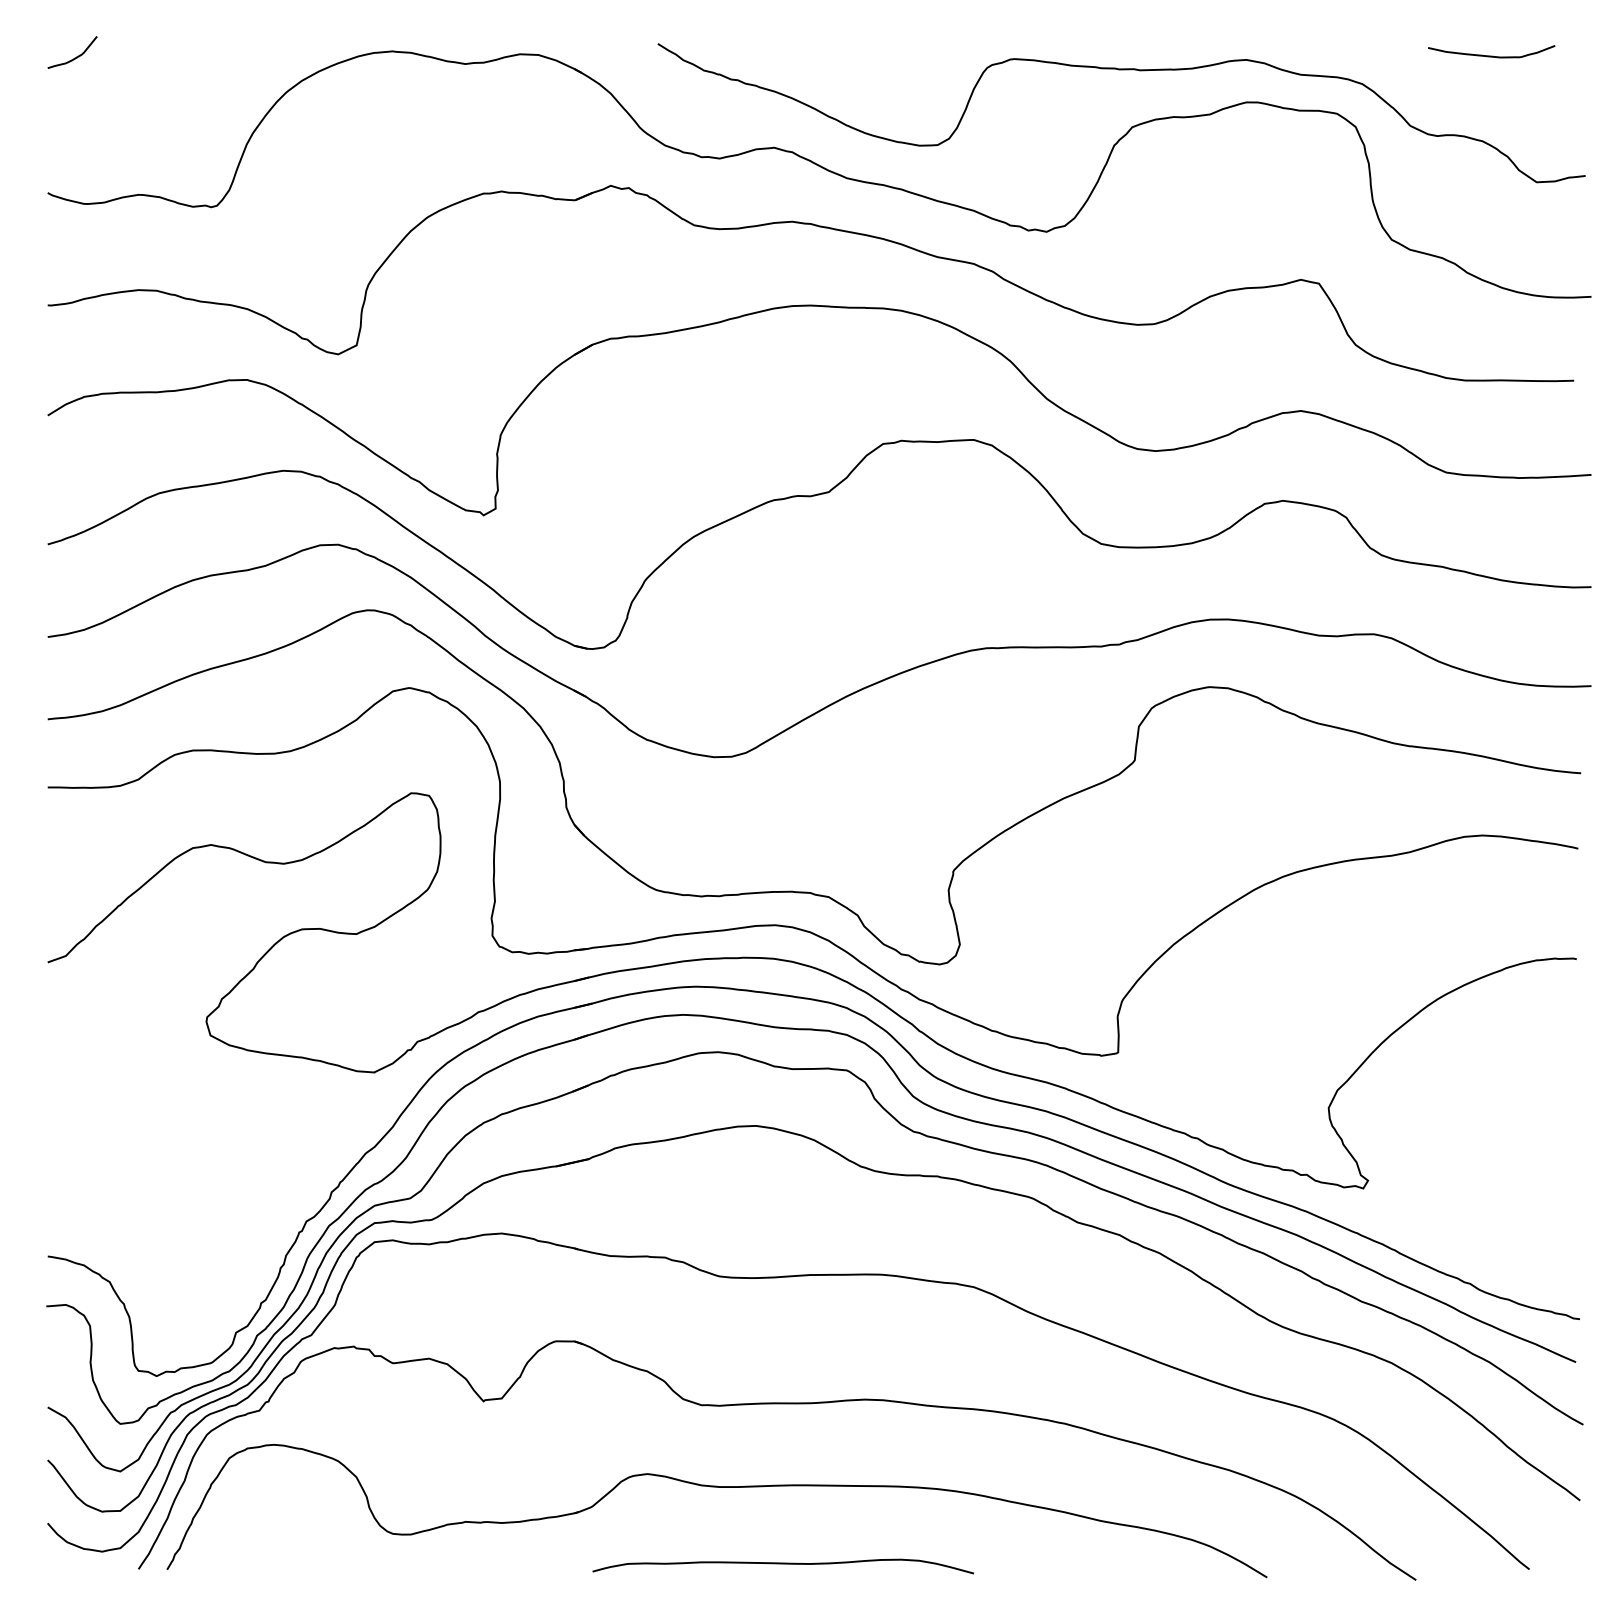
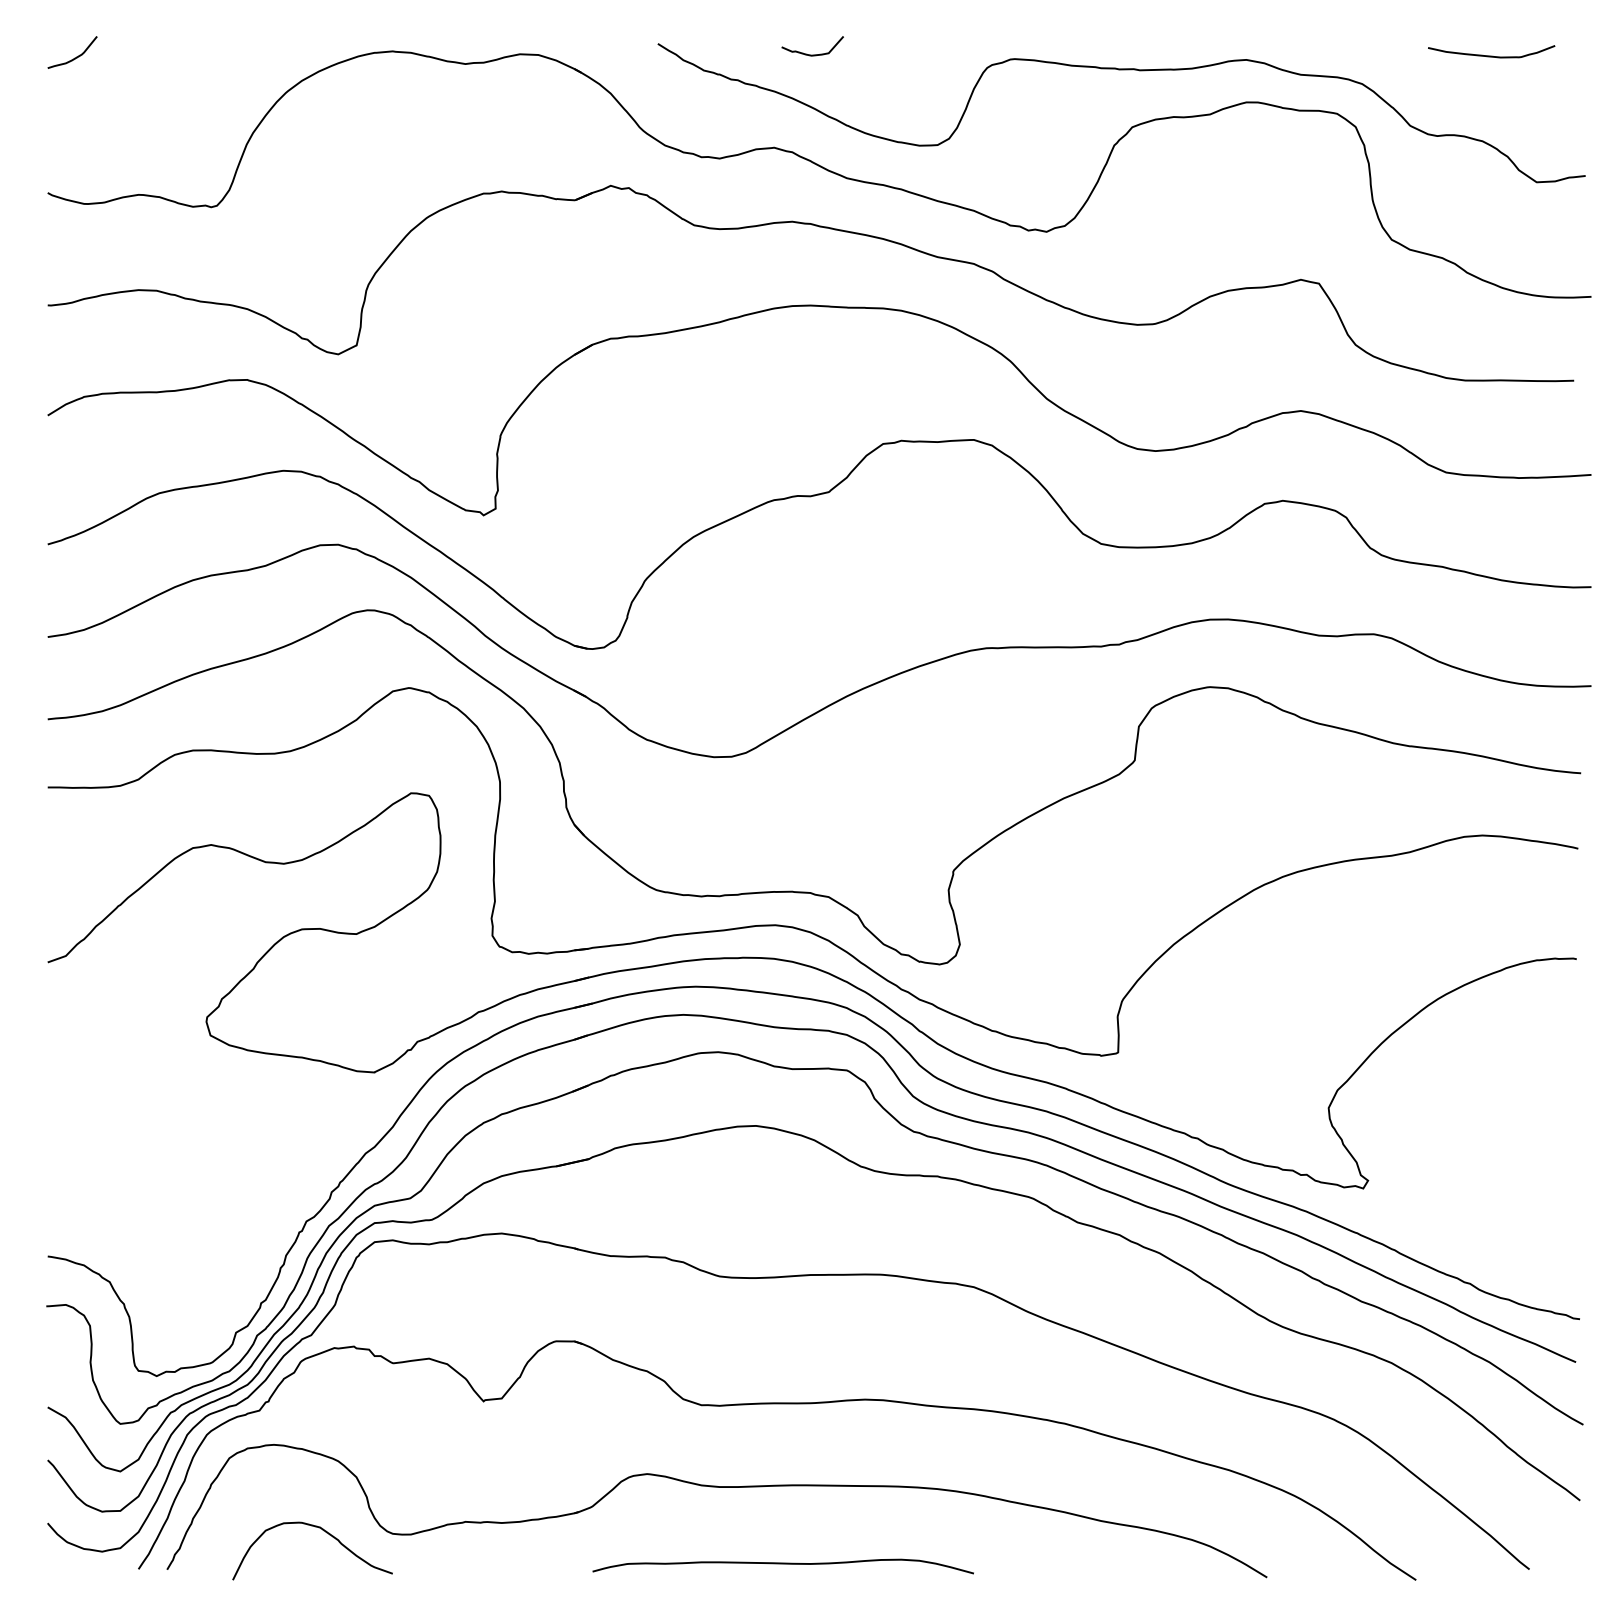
curve: none -> present (812, 54)
curve: none -> present (326, 1533)
